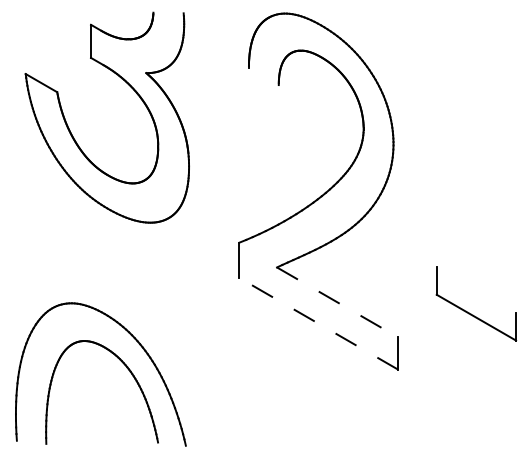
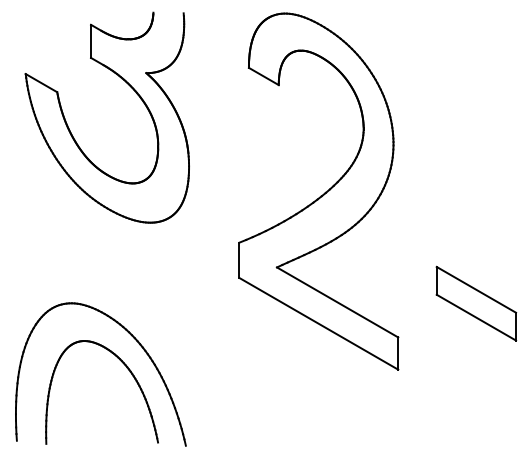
line: none -> present (263, 76)
line: none -> present (476, 289)
line: dashed -> solid (337, 302)
line: dashed -> solid (318, 323)
